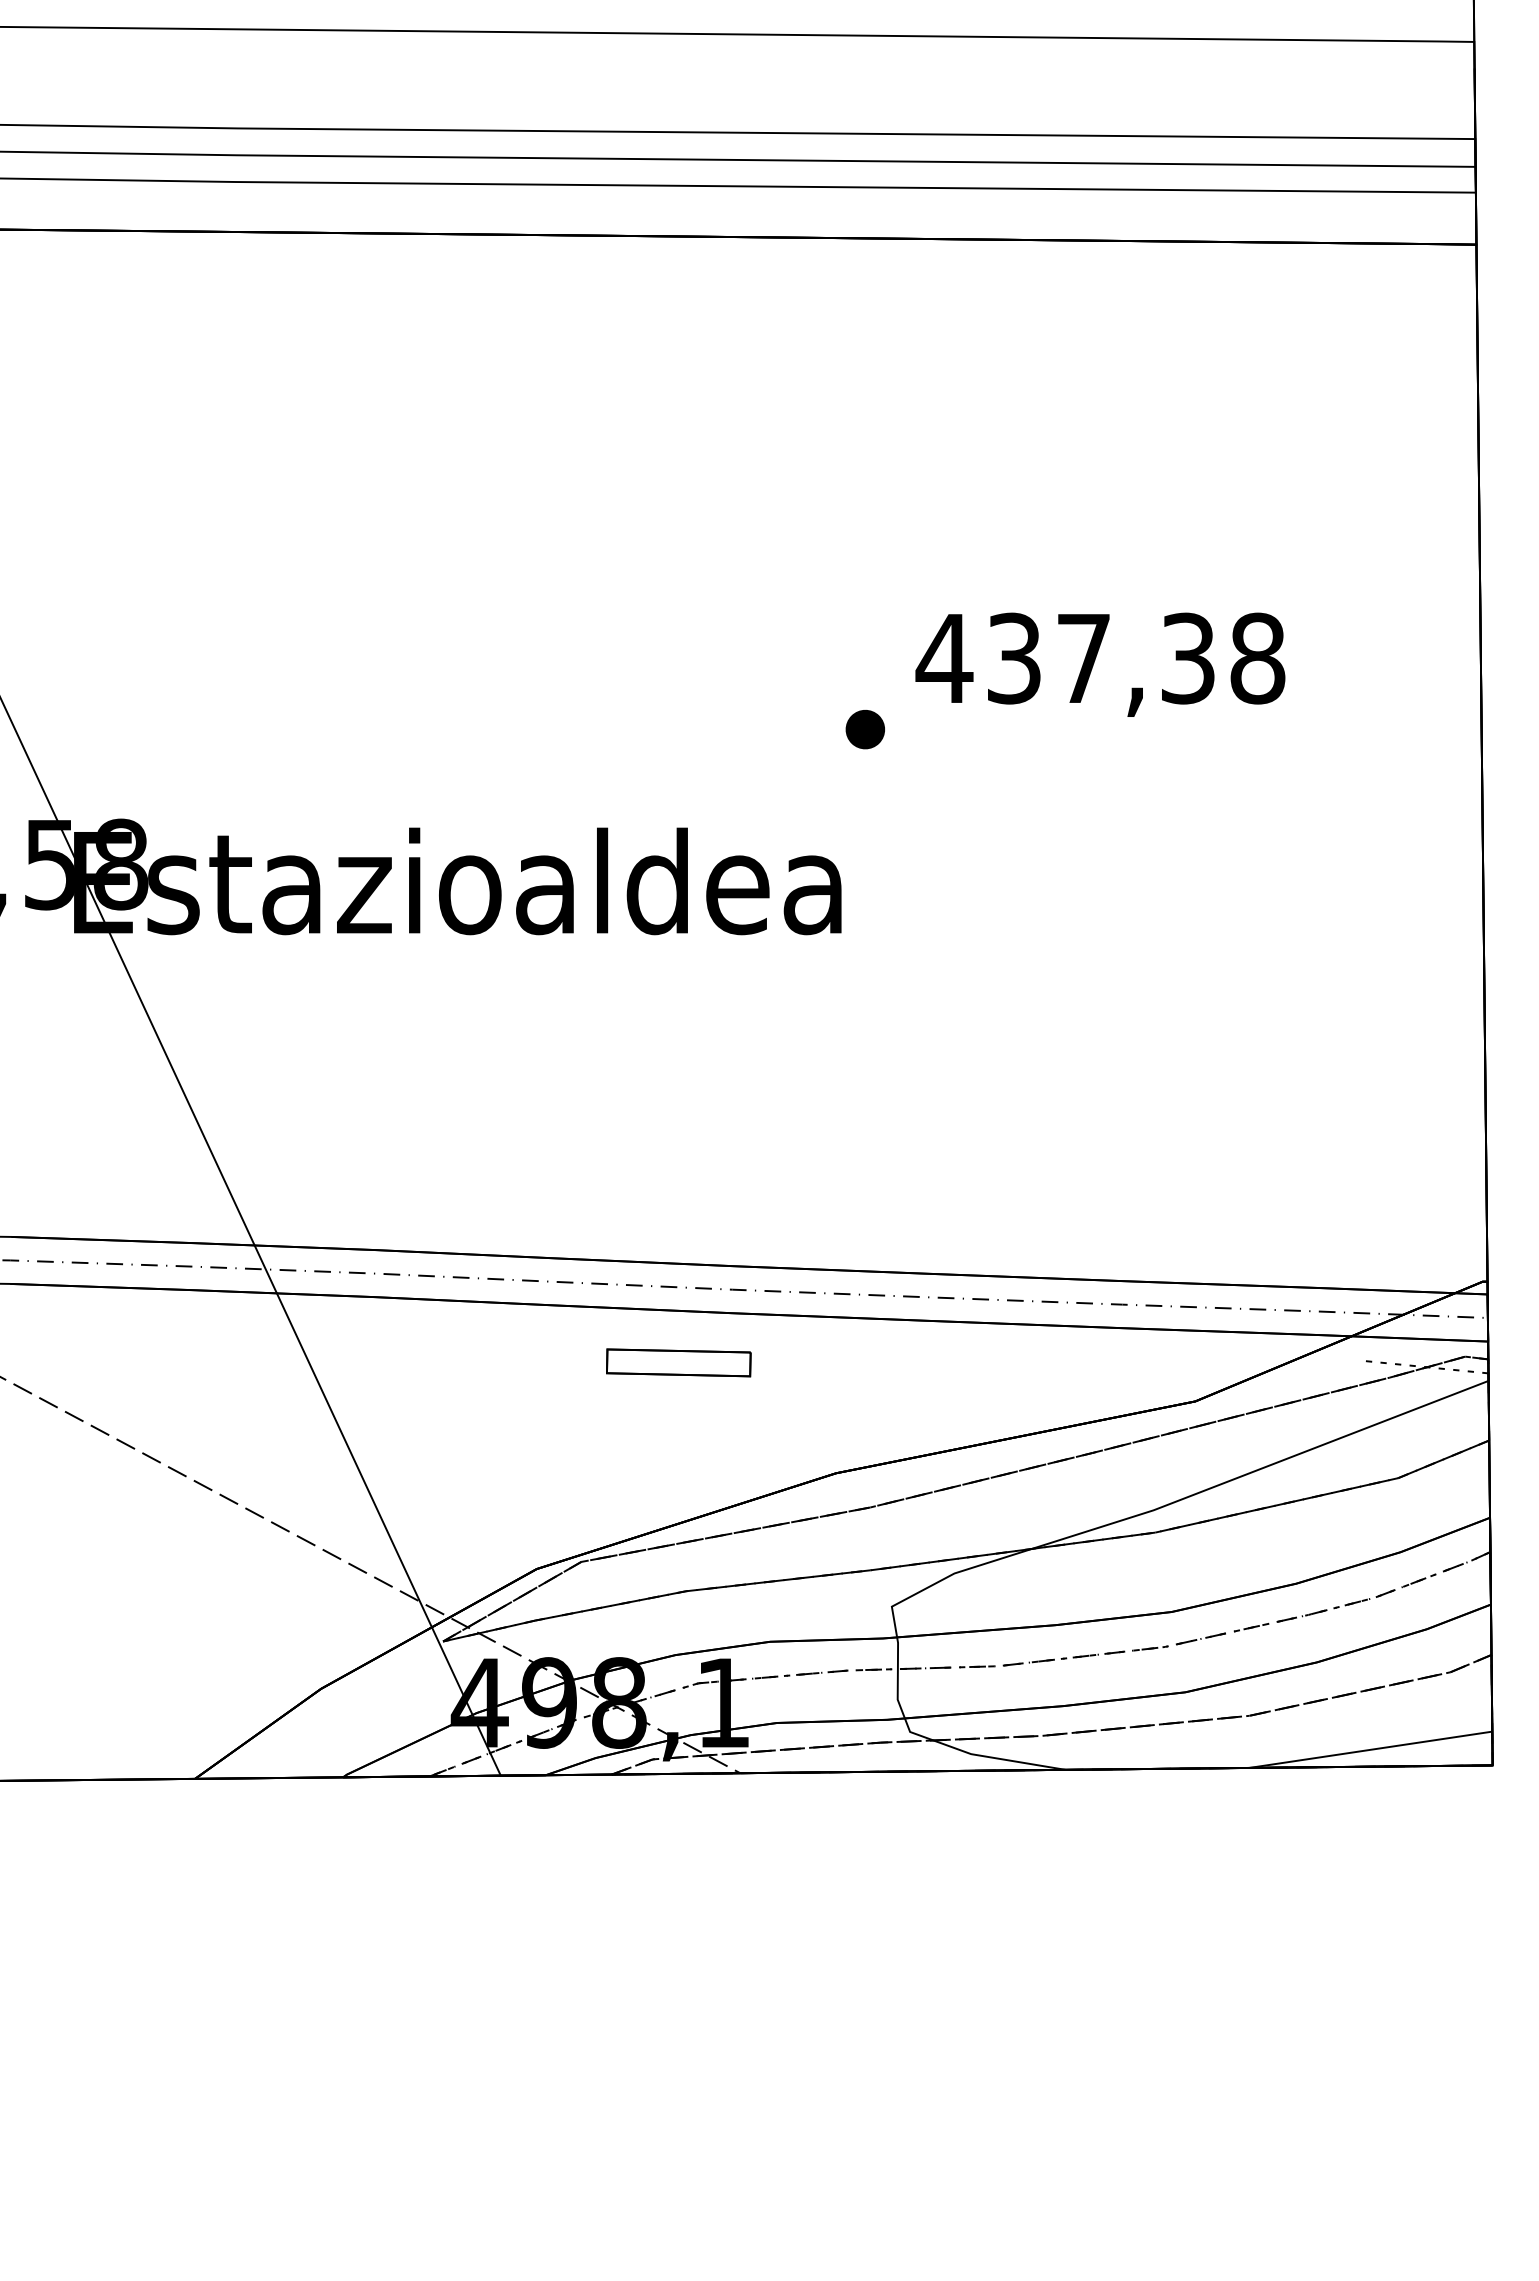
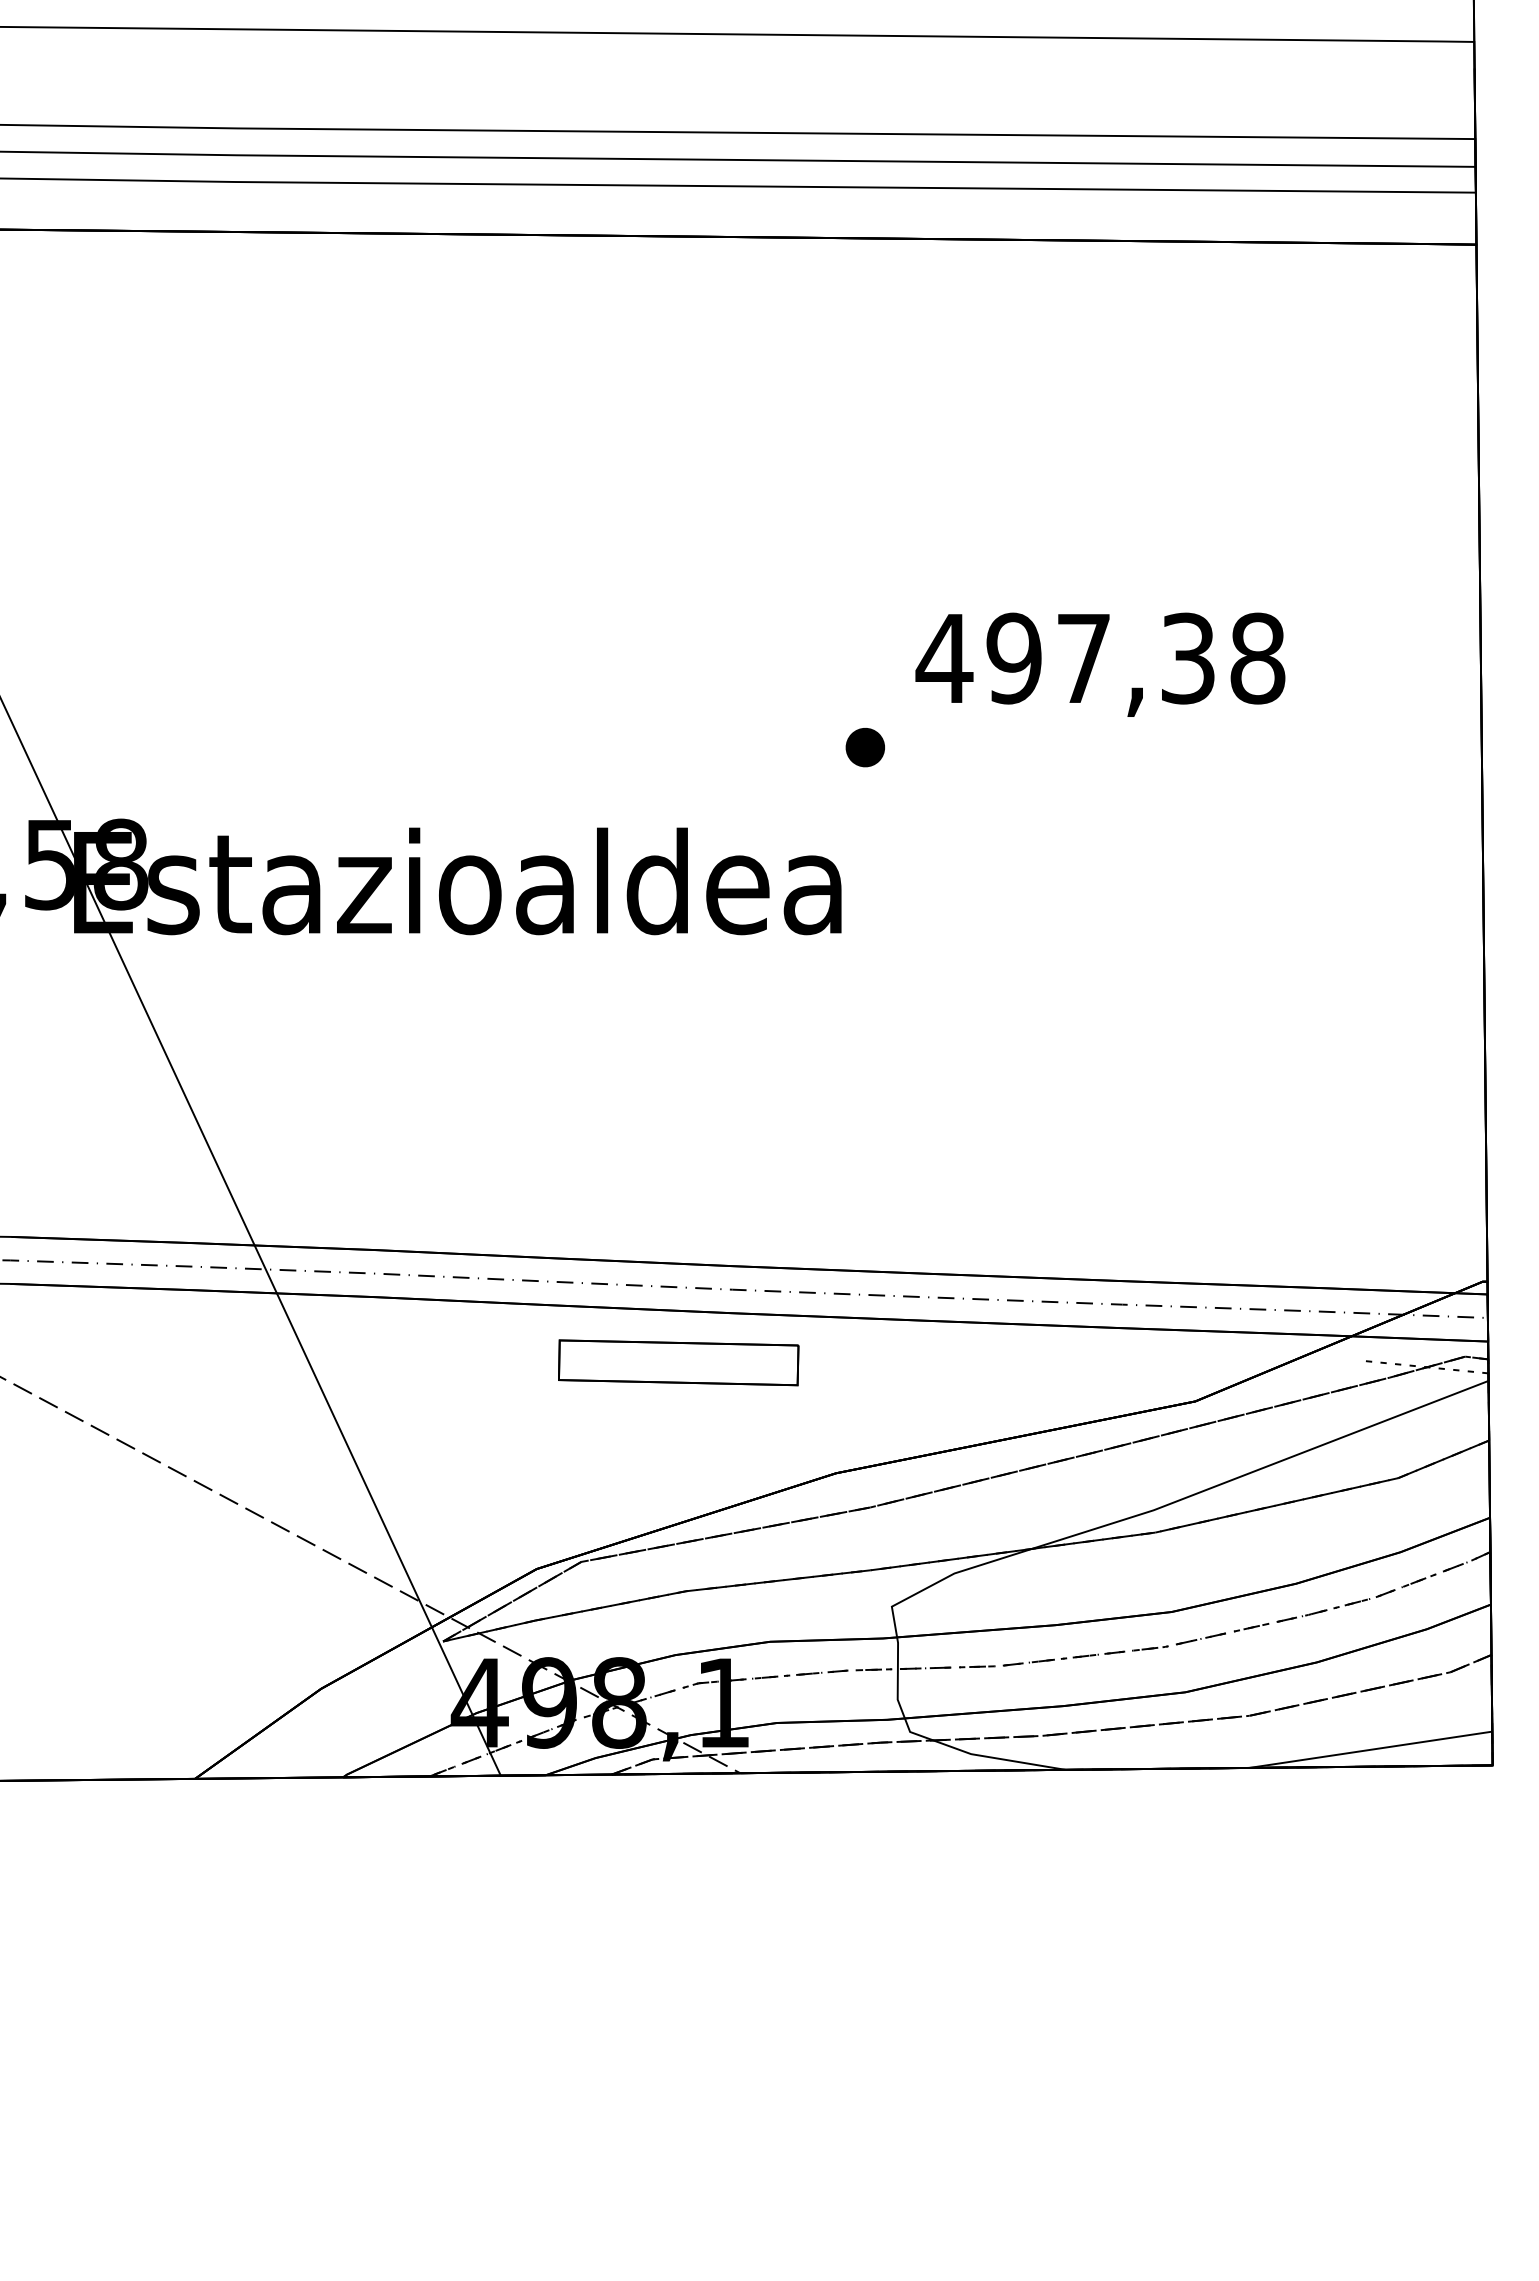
text: 437,38 -> 497,38 (1013, 658)
part position: (864, 729) -> (864, 747) (864, 747)
part size: 146x30 px -> 242x48 px (678, 1362)
